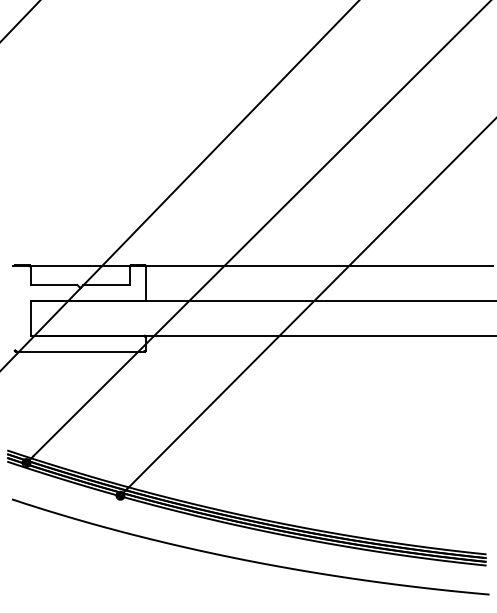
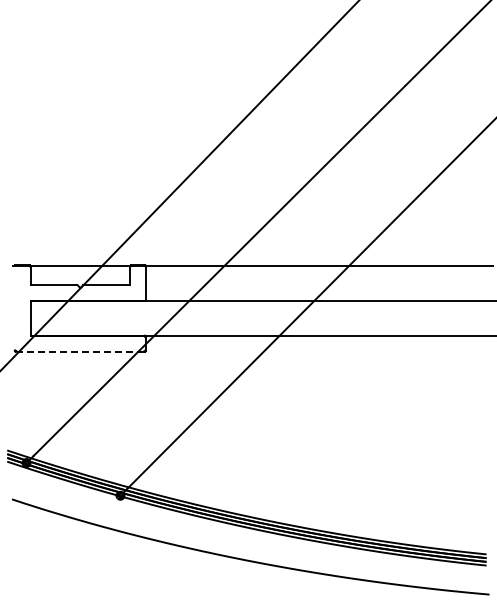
line: present -> none (20, 20)
line: solid -> dashed (80, 351)
